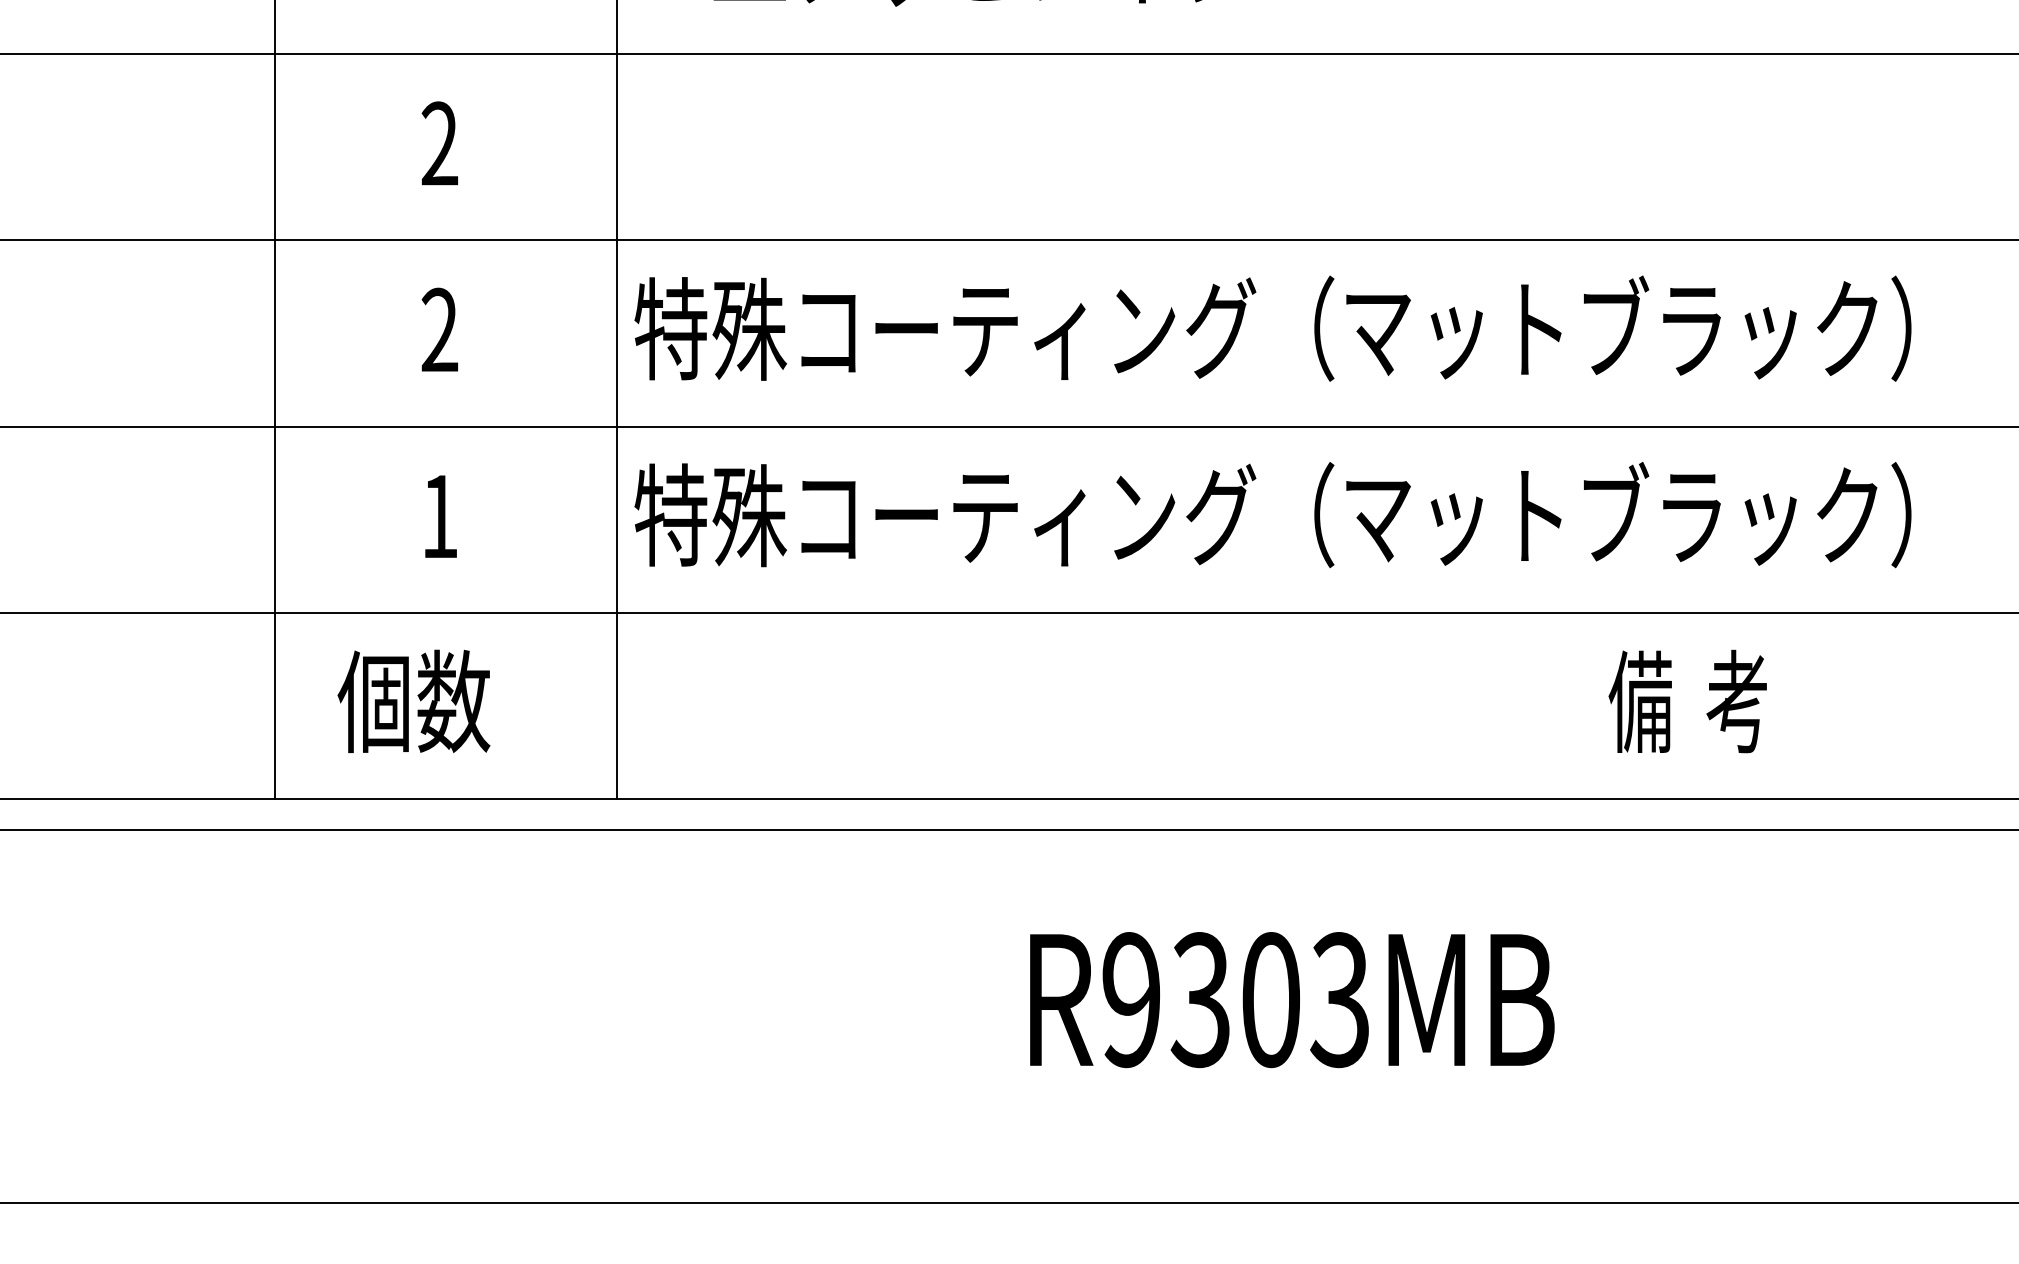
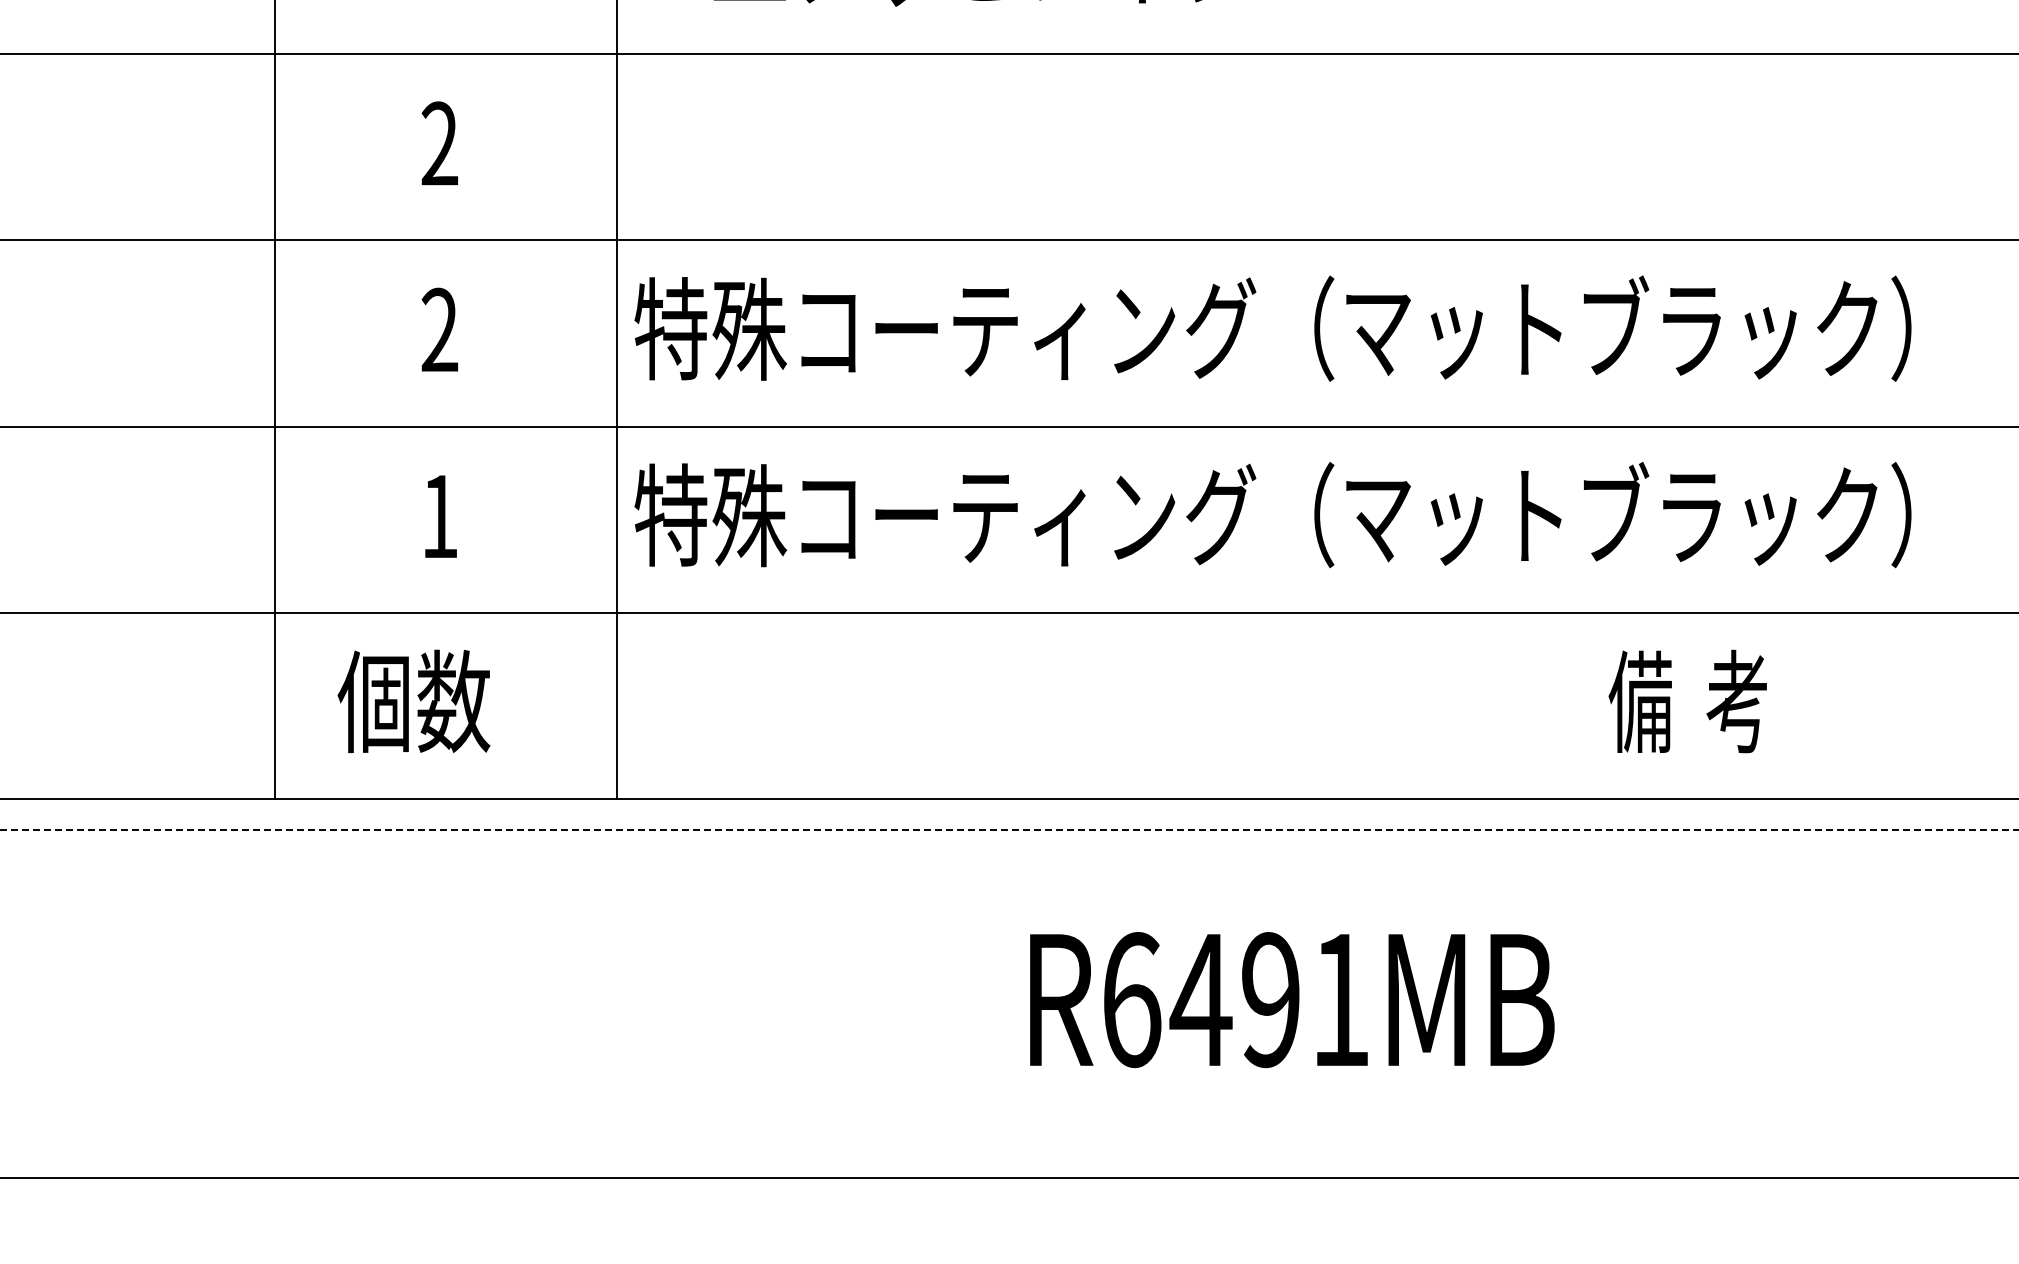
line: solid -> dashed (1009, 830)
text: R9303MB -> R6491MB (1235, 1000)
line position: (1008, 1203) -> (1008, 1178) (1008, 1178)
